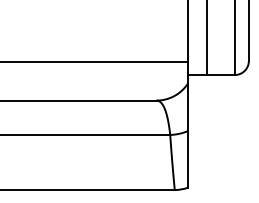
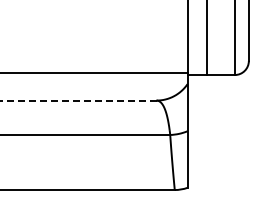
line position: (94, 62) -> (94, 73) (94, 73)
line: solid -> dashed (78, 100)
